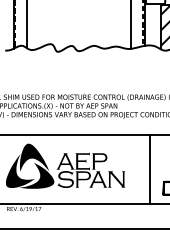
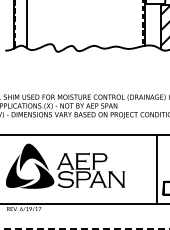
line: present -> none (131, 25)
line position: (149, 169) -> (156, 169) (156, 169)
line: solid -> dashed (84, 228)
